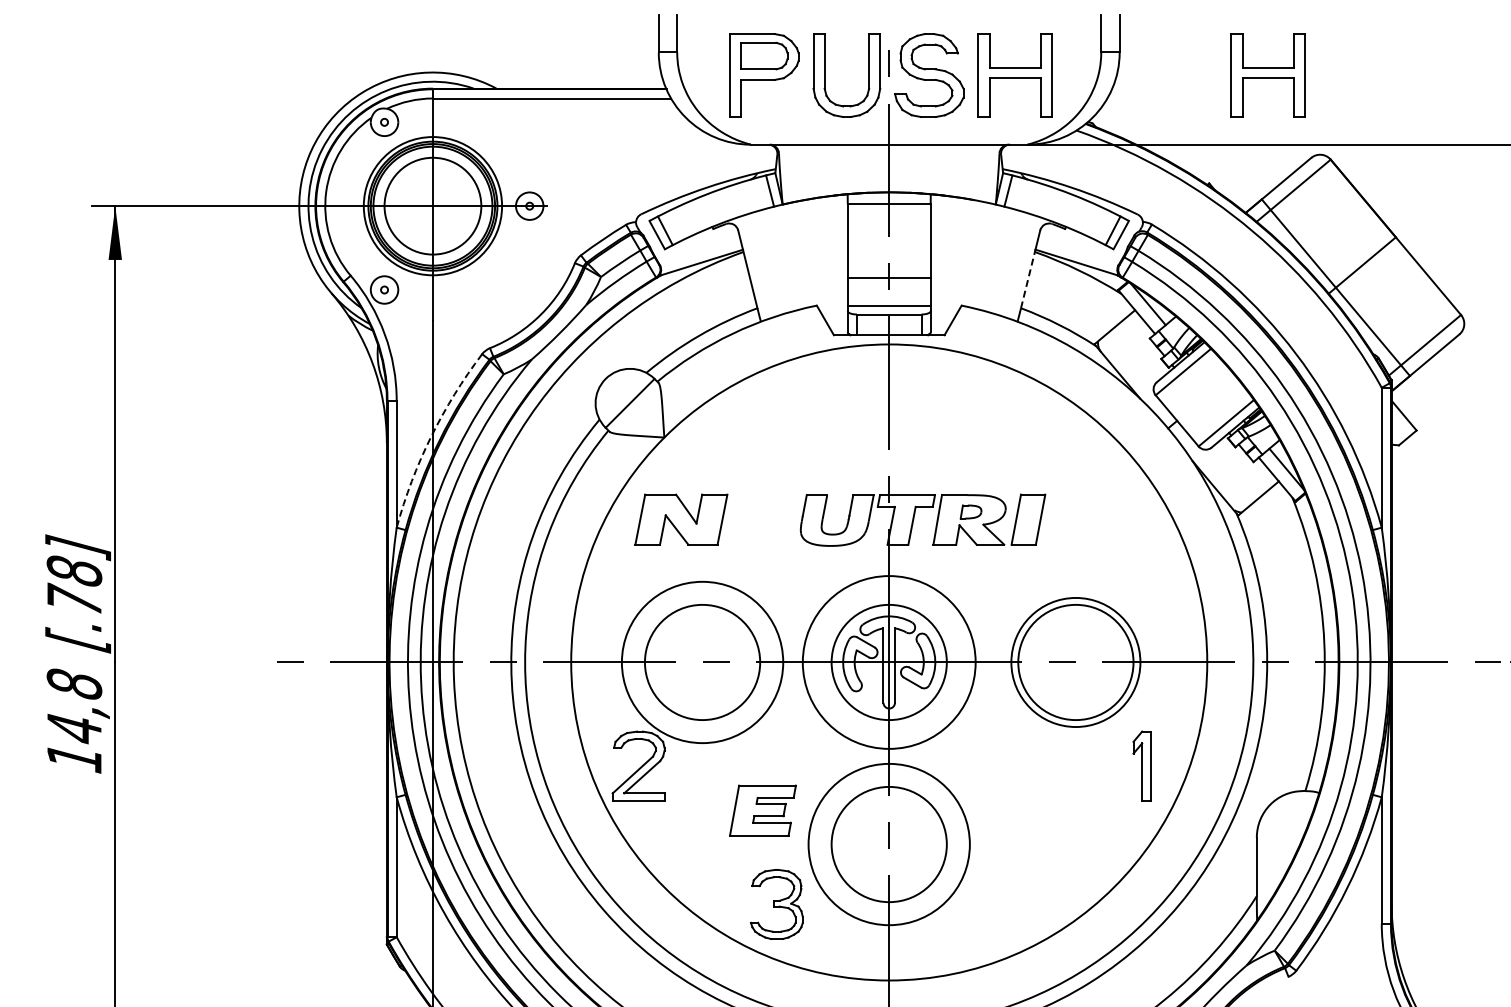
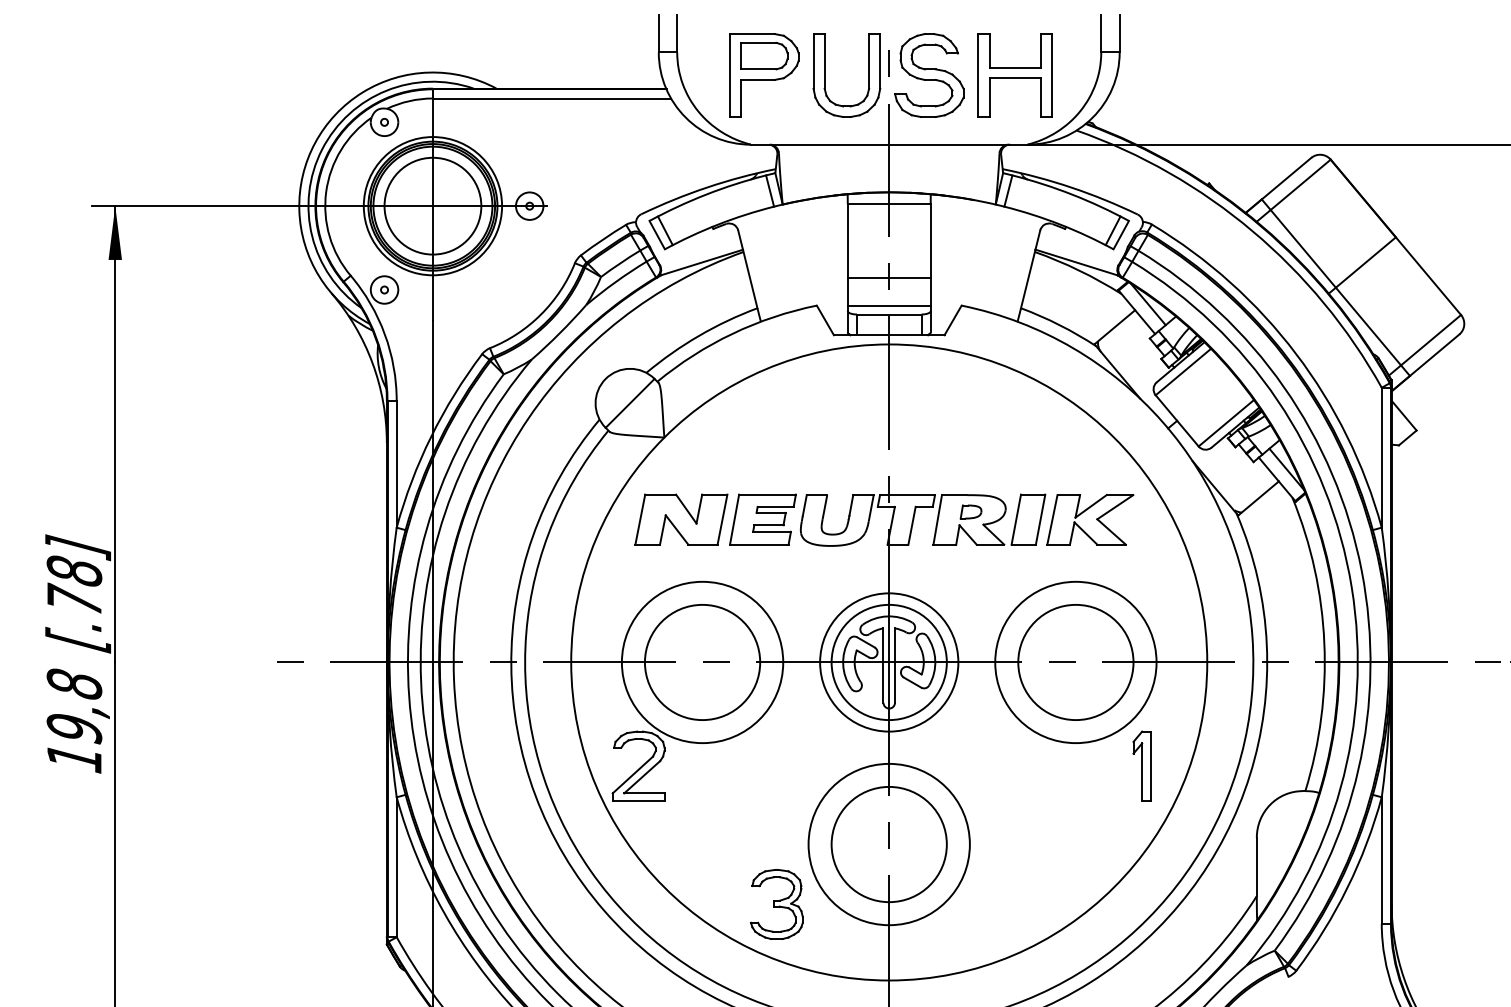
part: present -> none (1267, 75)
line: dashed -> solid (1028, 278)
arc: dashed -> solid (431, 436)
part: none -> present (1090, 519)
circle diameter: 173 px -> 138 px (889, 662)
circle diameter: 129 px -> 161 px (1075, 662)
text: 14,8 -> 19,8 (74, 728)
part position: (762, 810) -> (762, 519) (762, 519)
